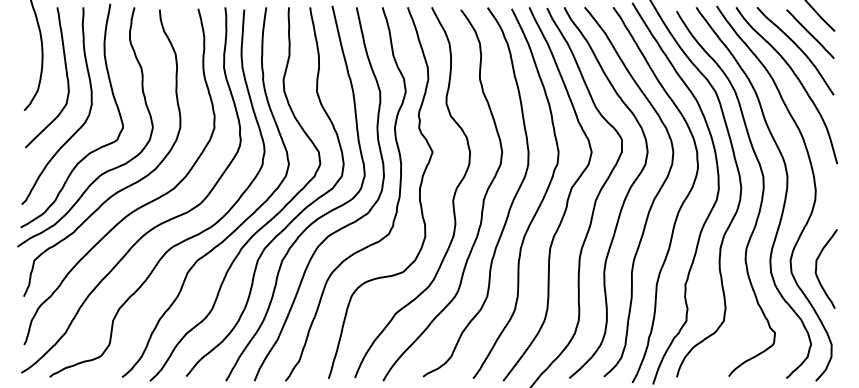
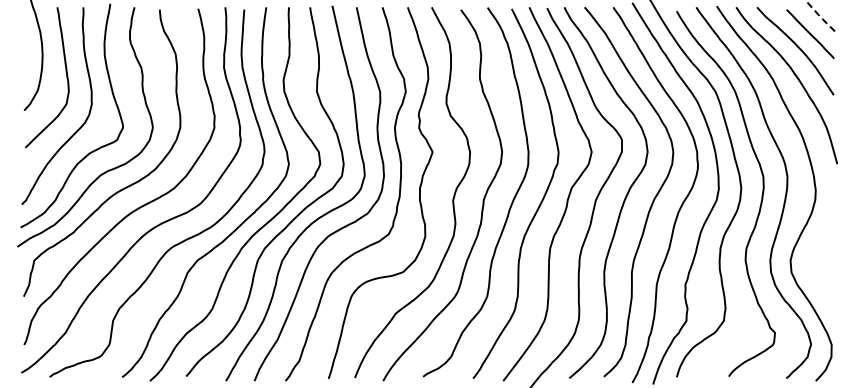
line: solid -> dashed (820, 16)
curve: present -> none (817, 267)
